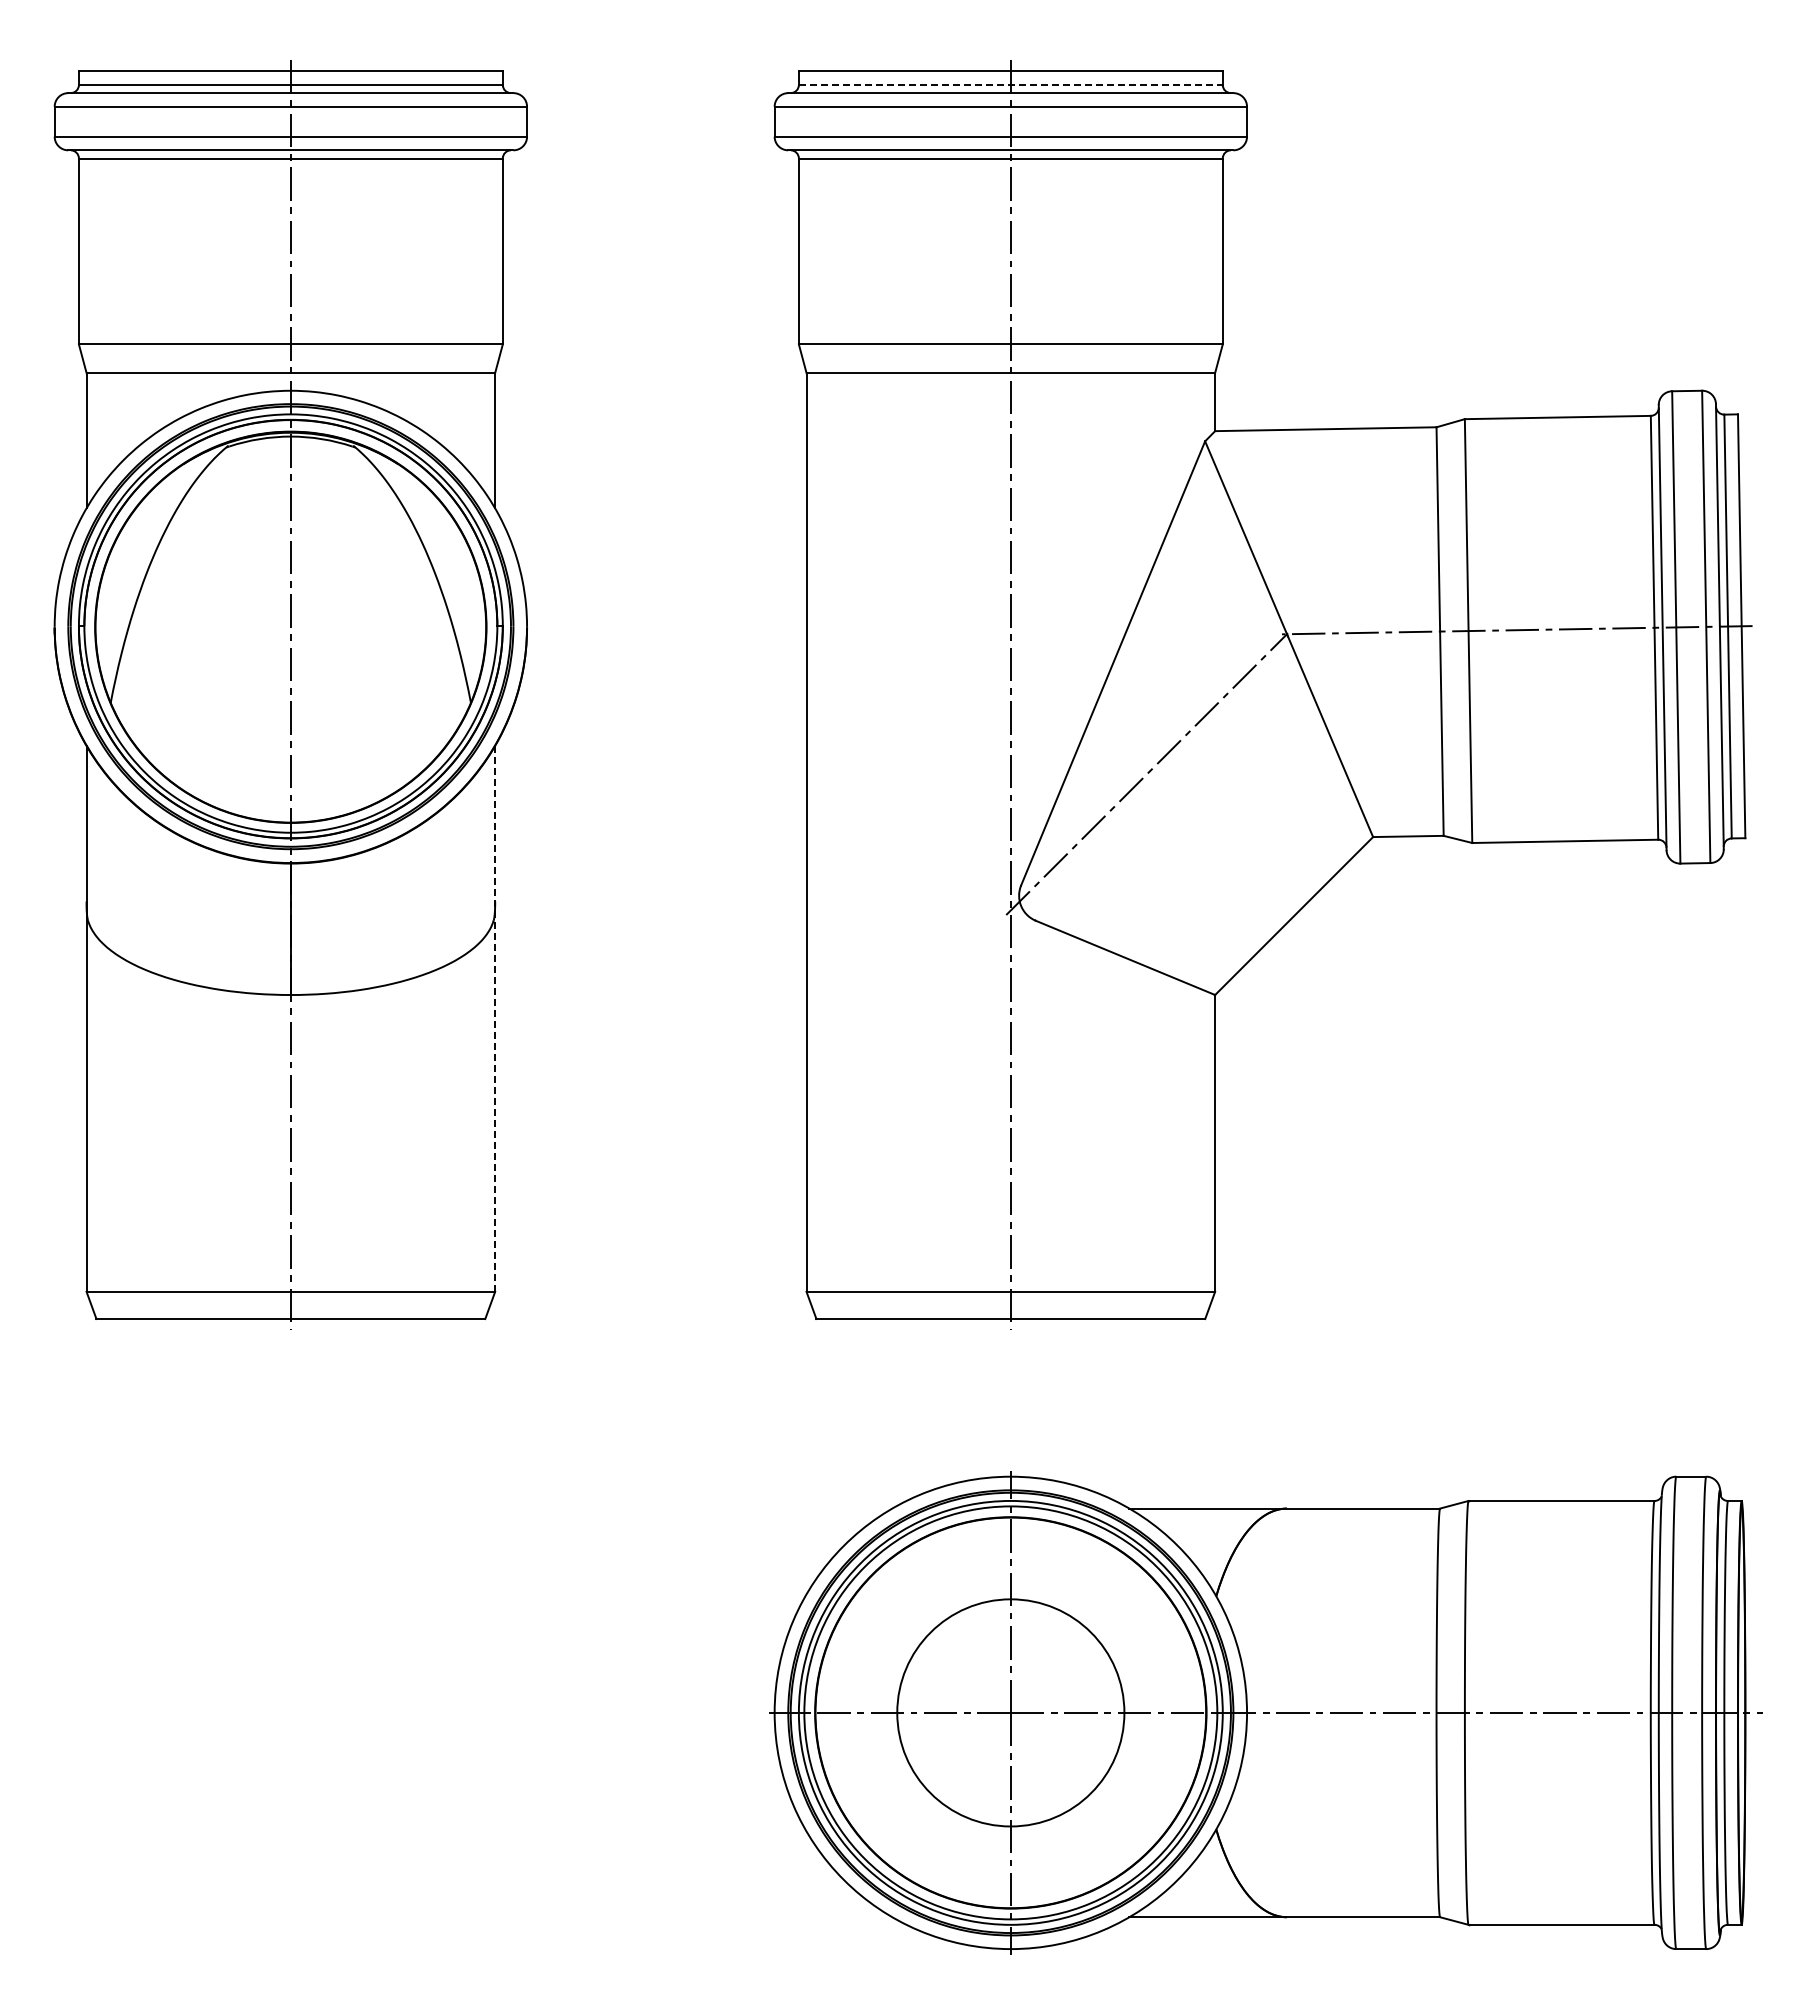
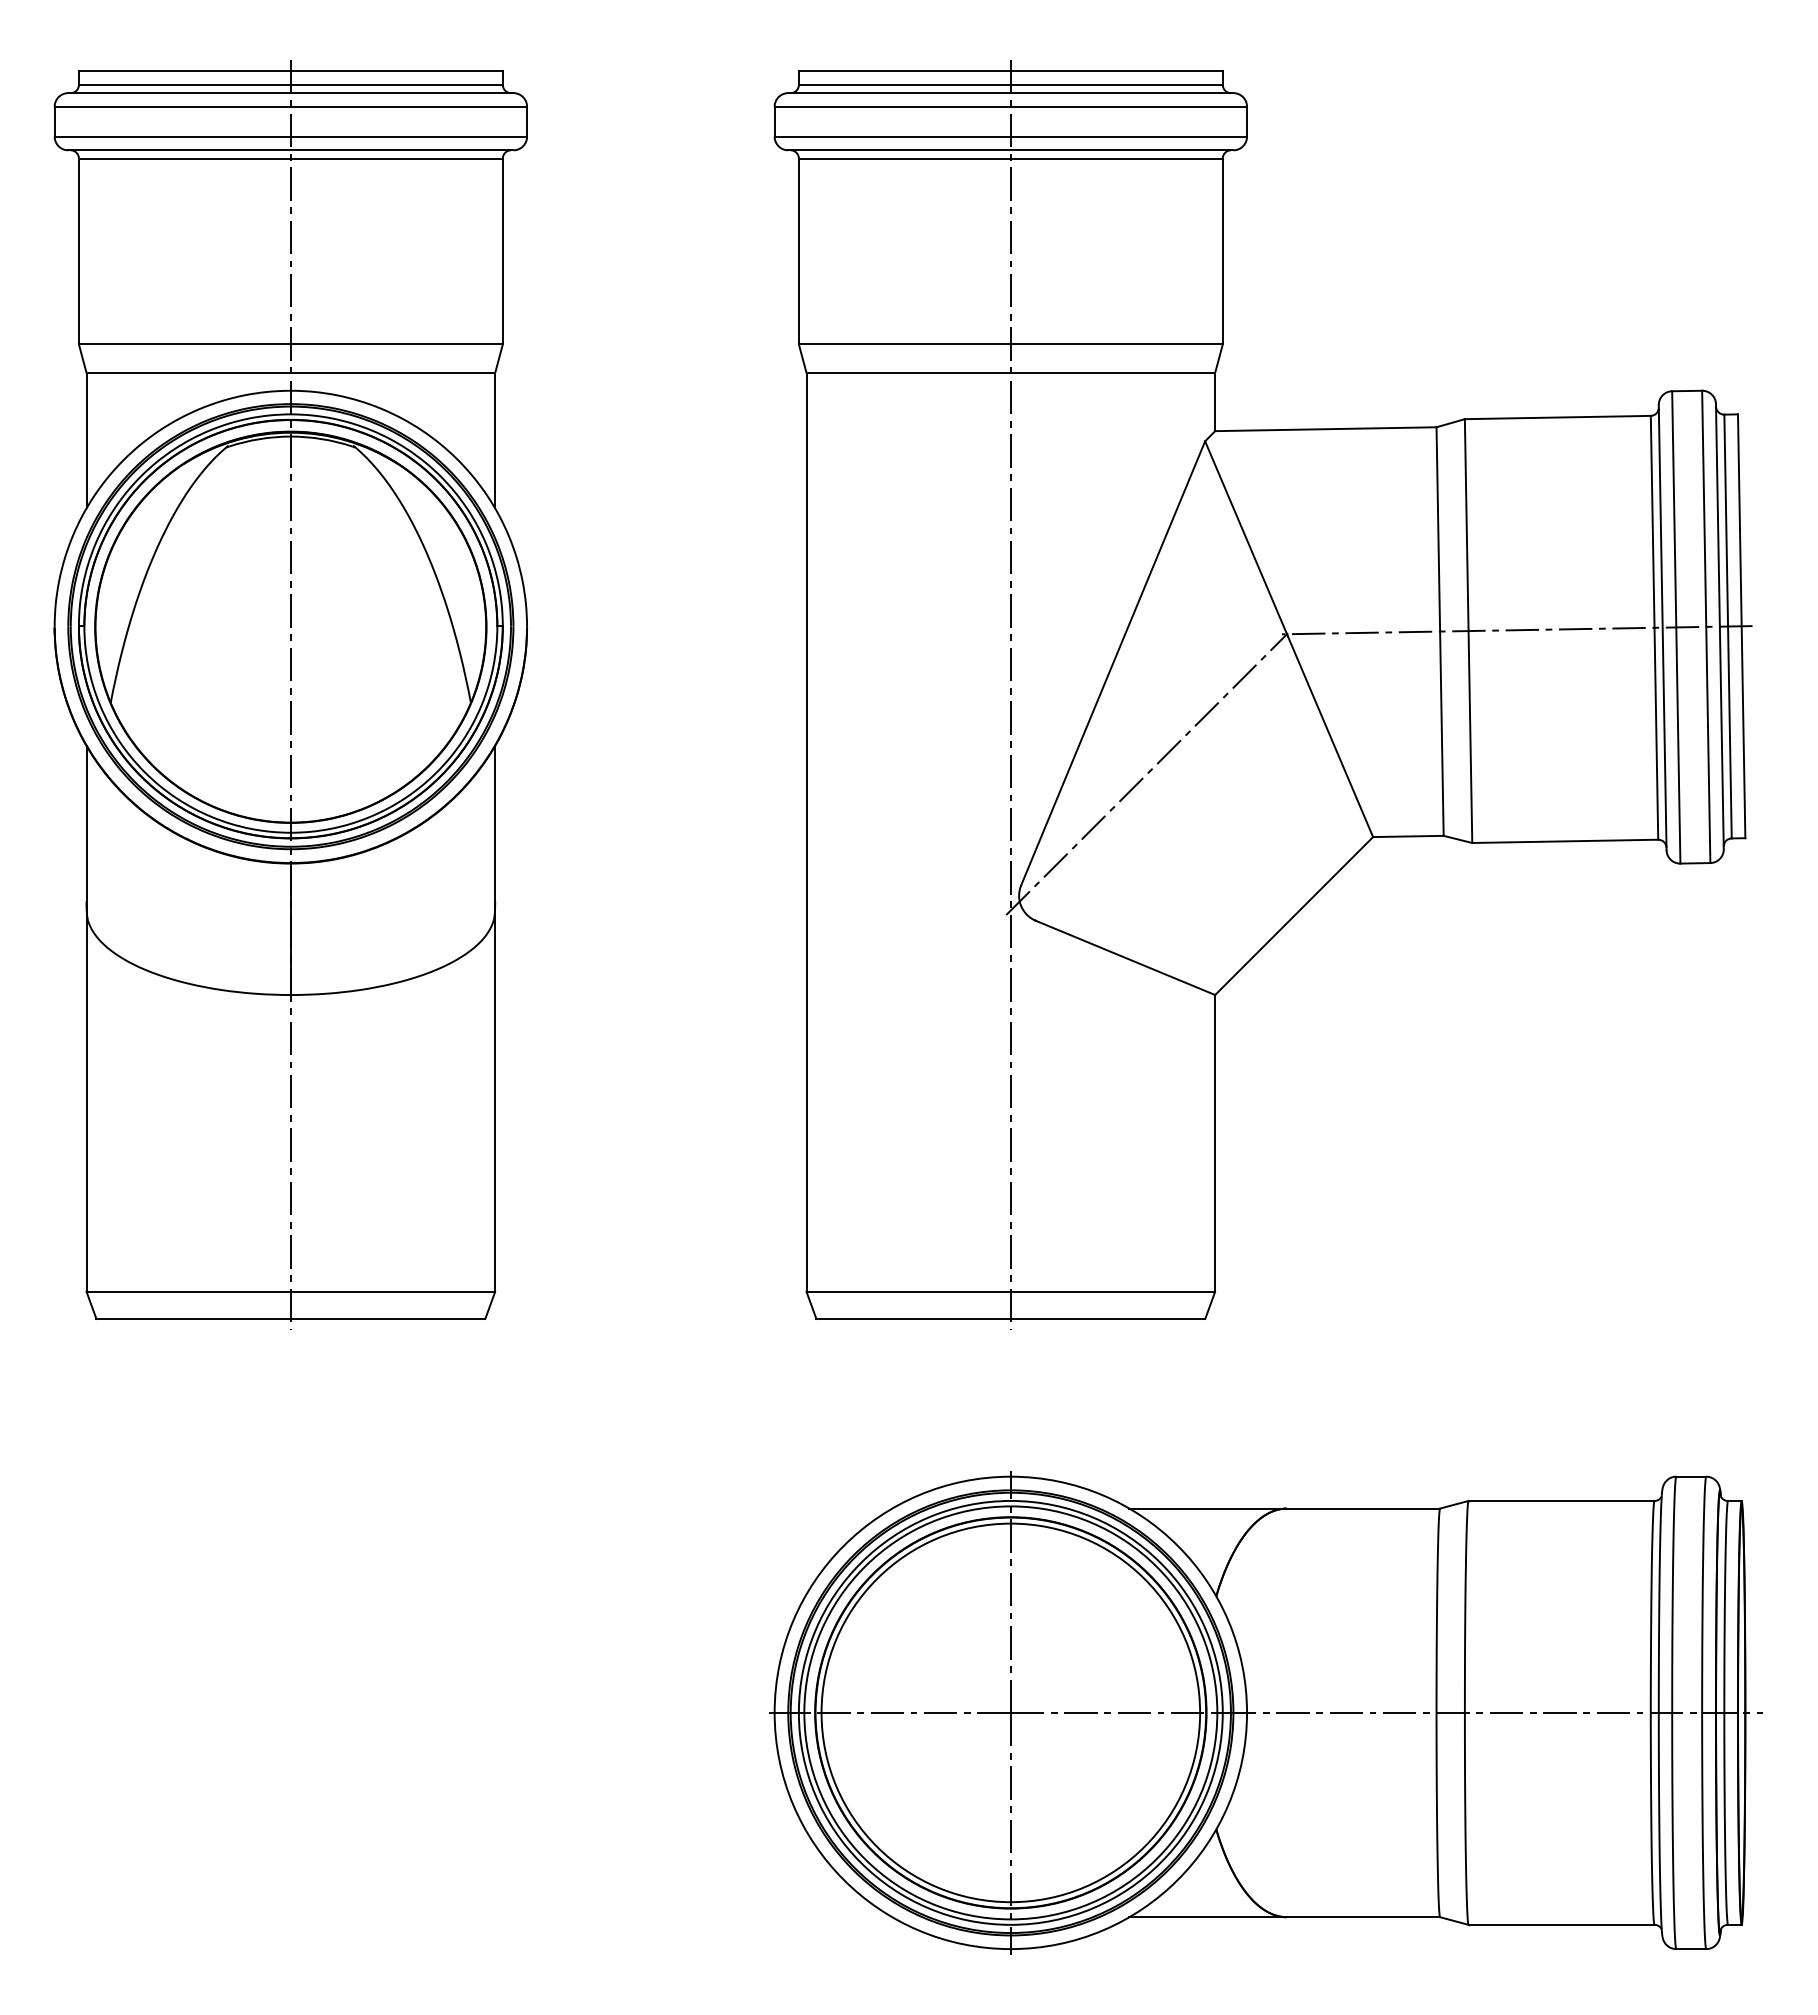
line: dashed -> solid (1010, 84)
line: dashed -> solid (495, 1018)
circle diameter: 227 px -> 379 px (1010, 1712)
